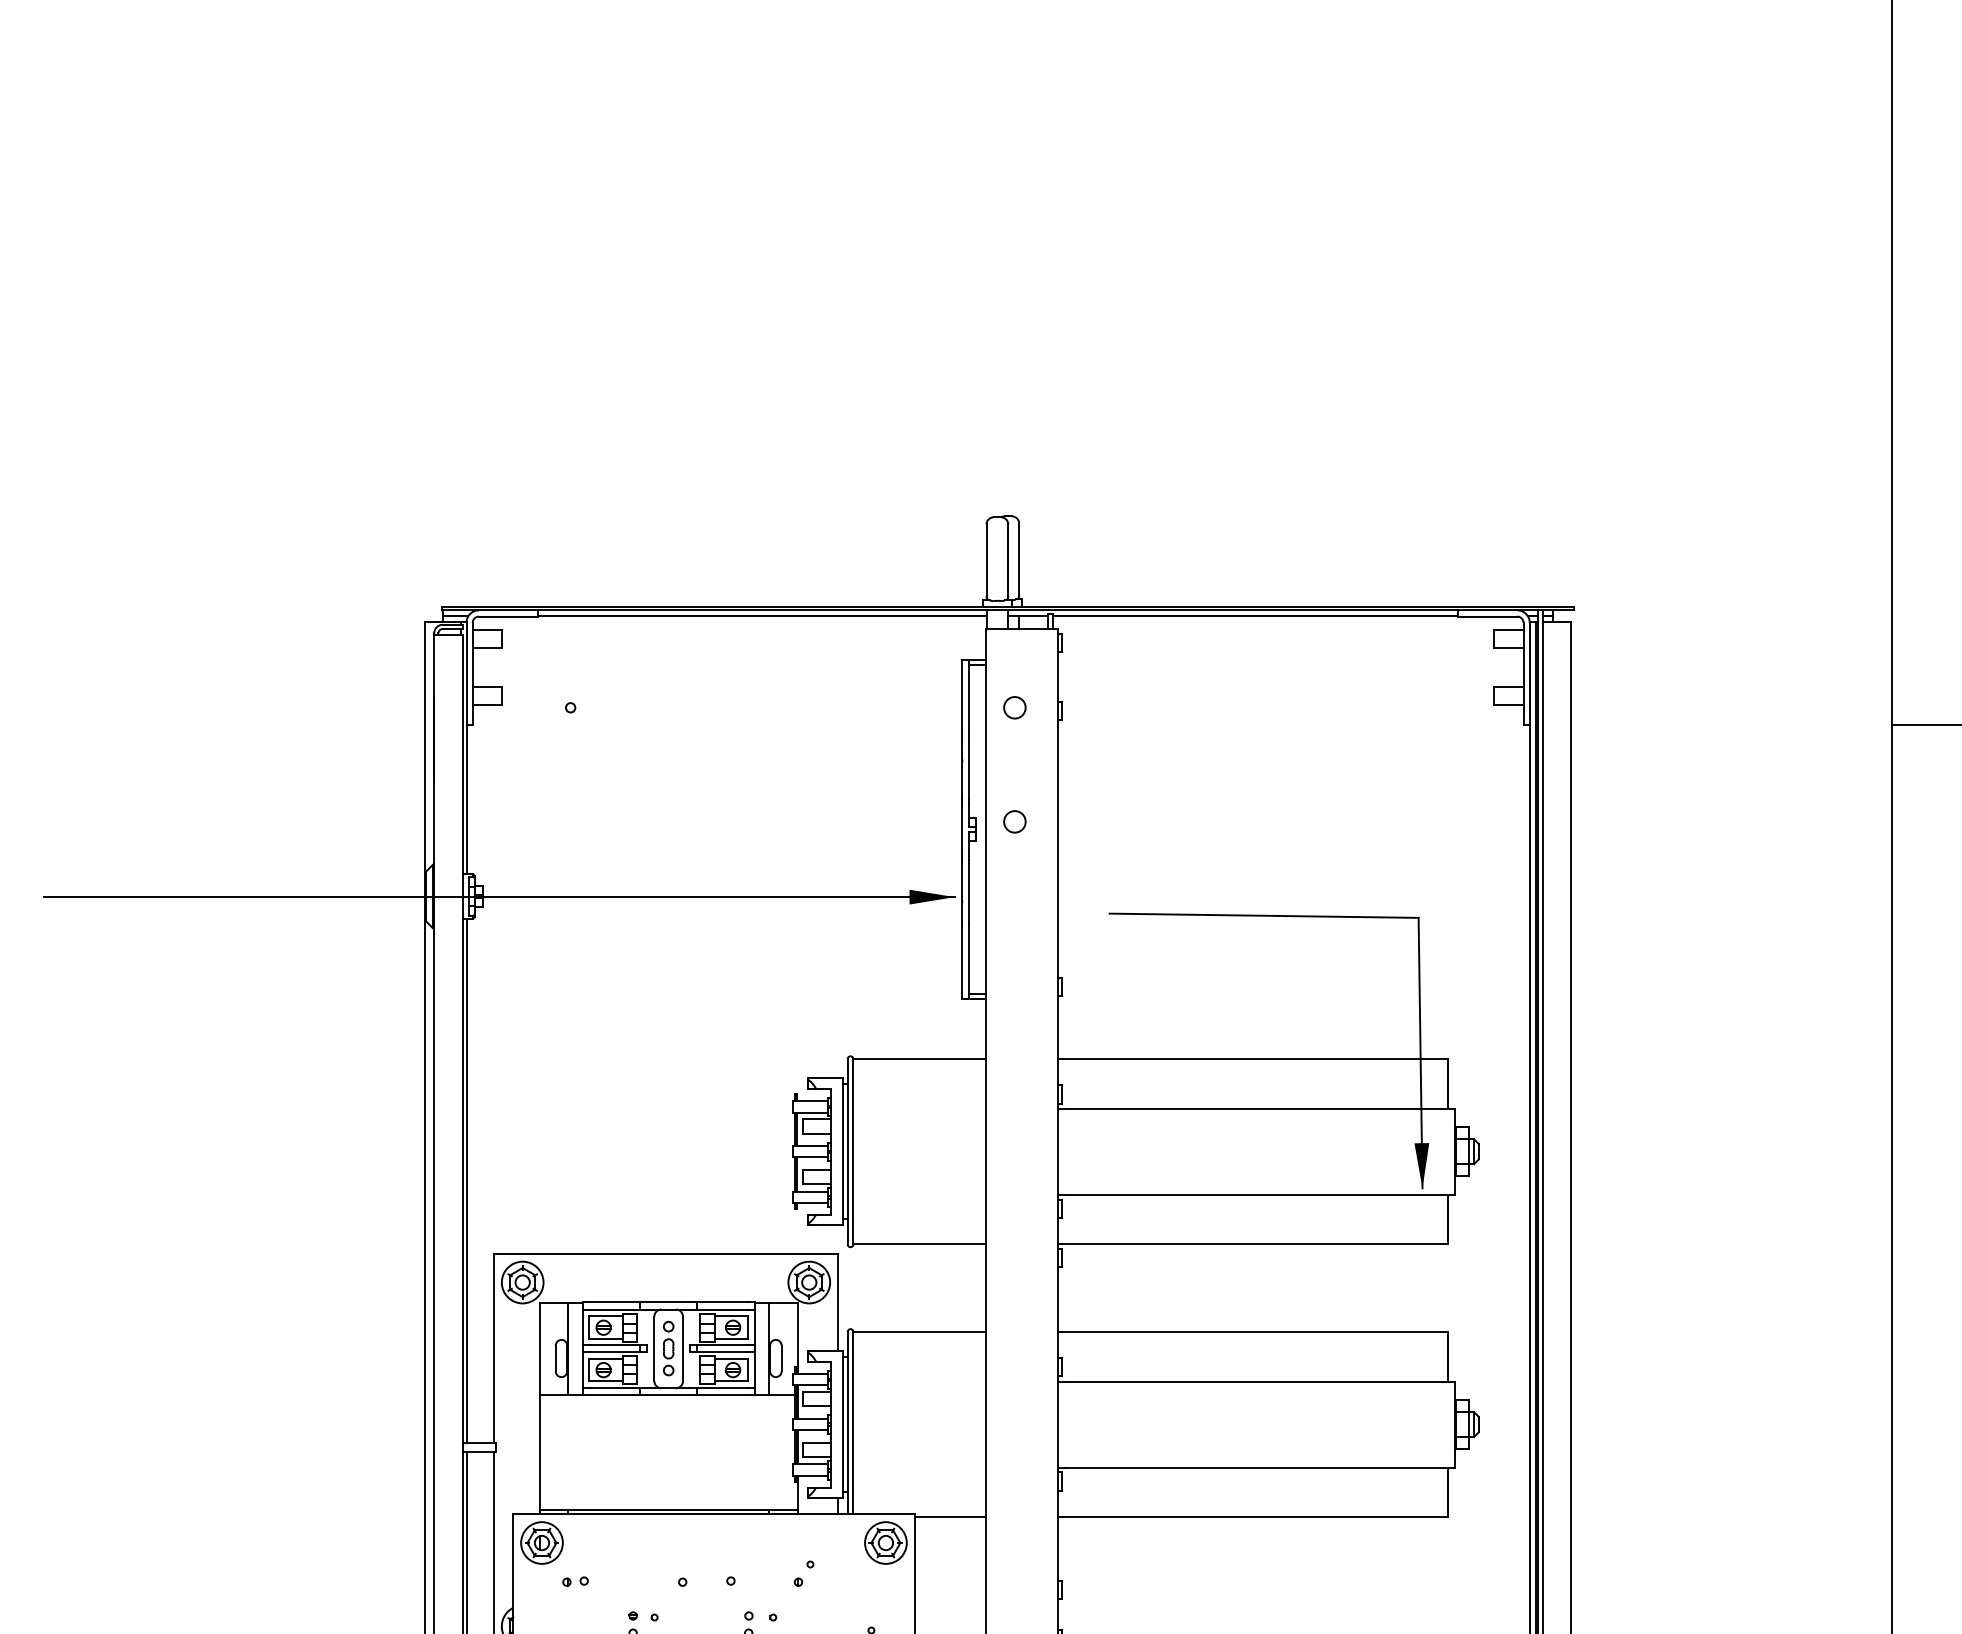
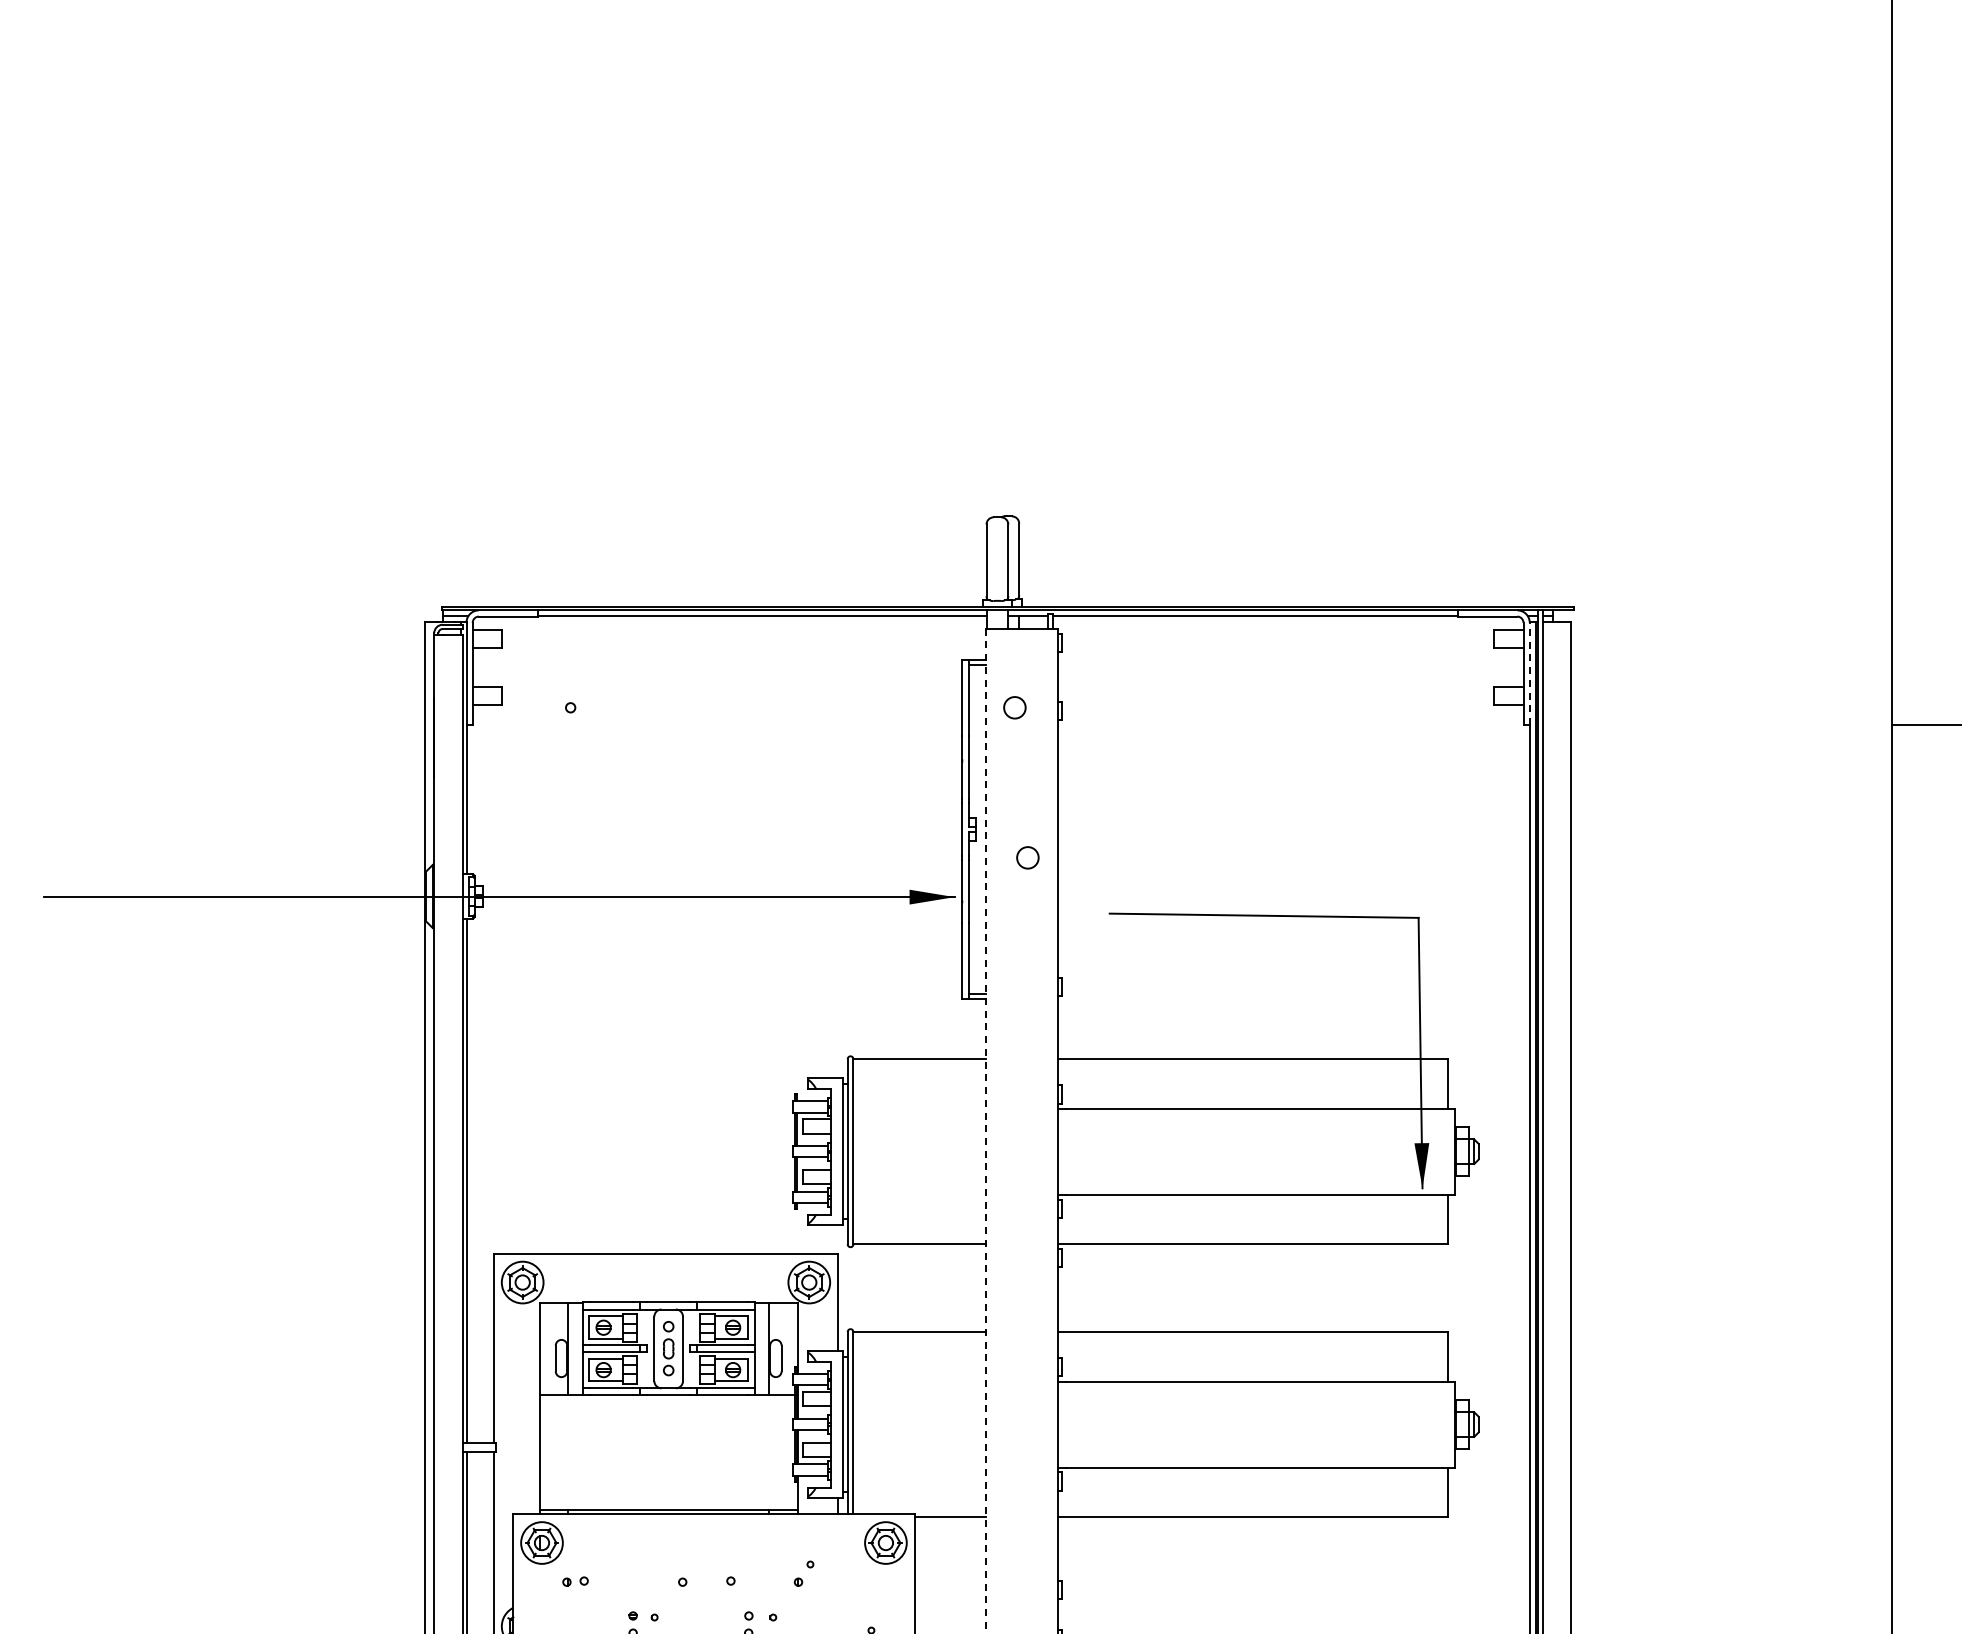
line: solid -> dashed (1529, 673)
circle position: (1014, 821) -> (1027, 857) (1027, 857)
line: solid -> dashed (986, 1131)
